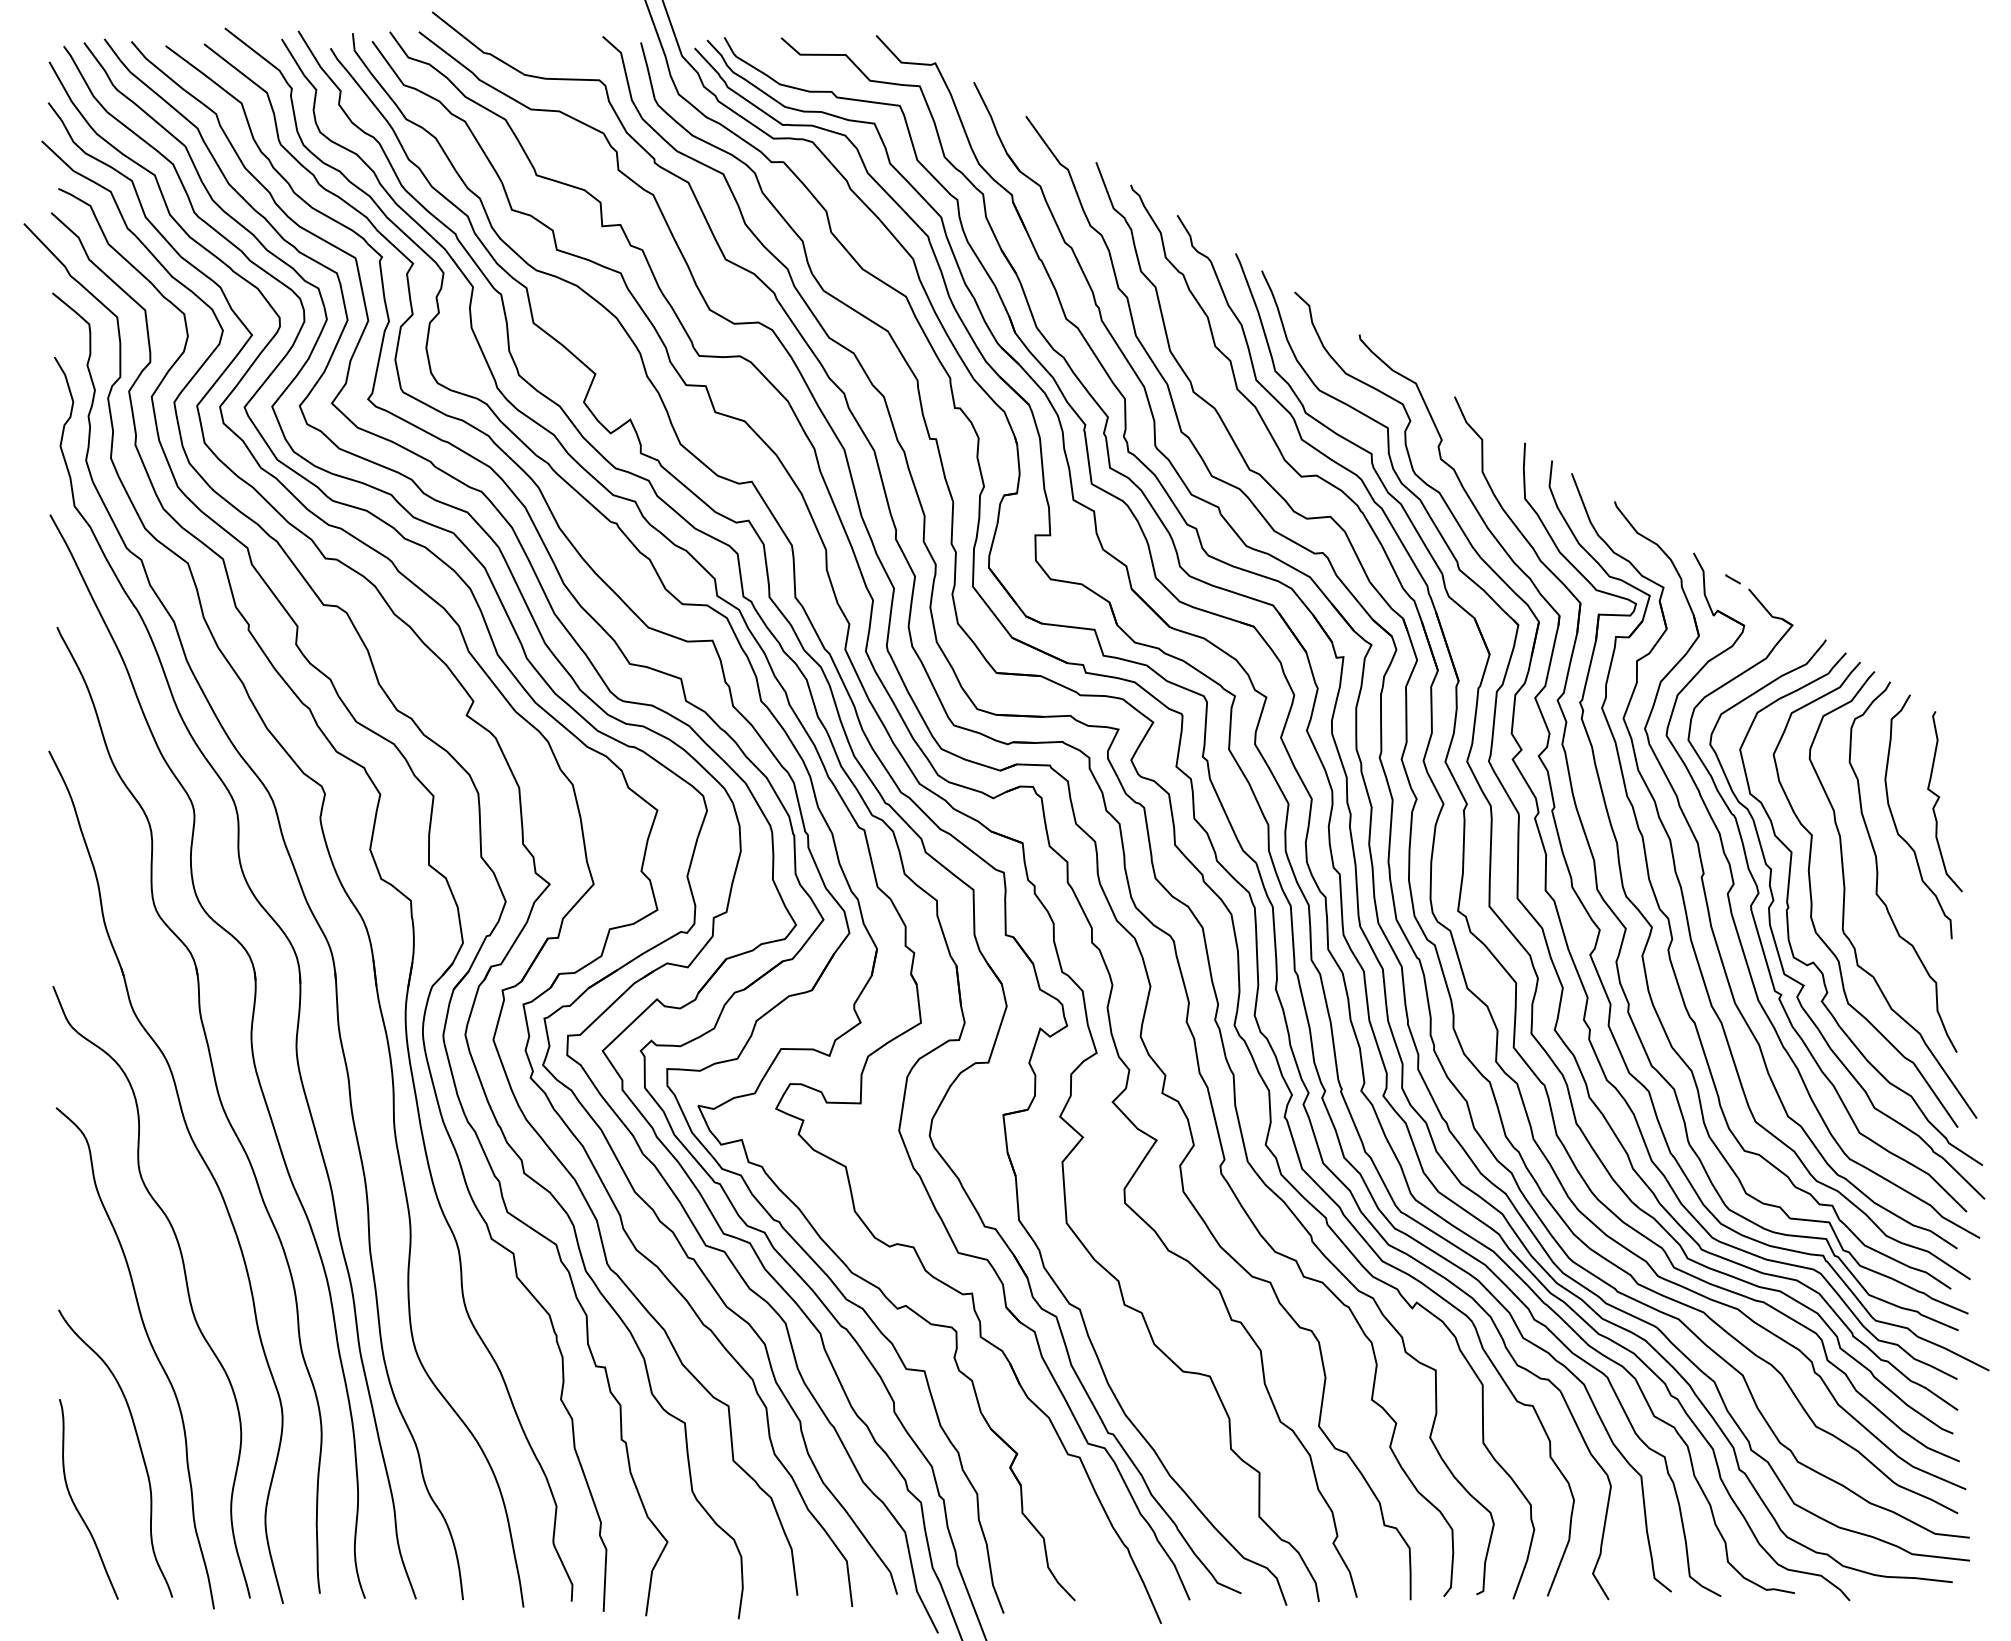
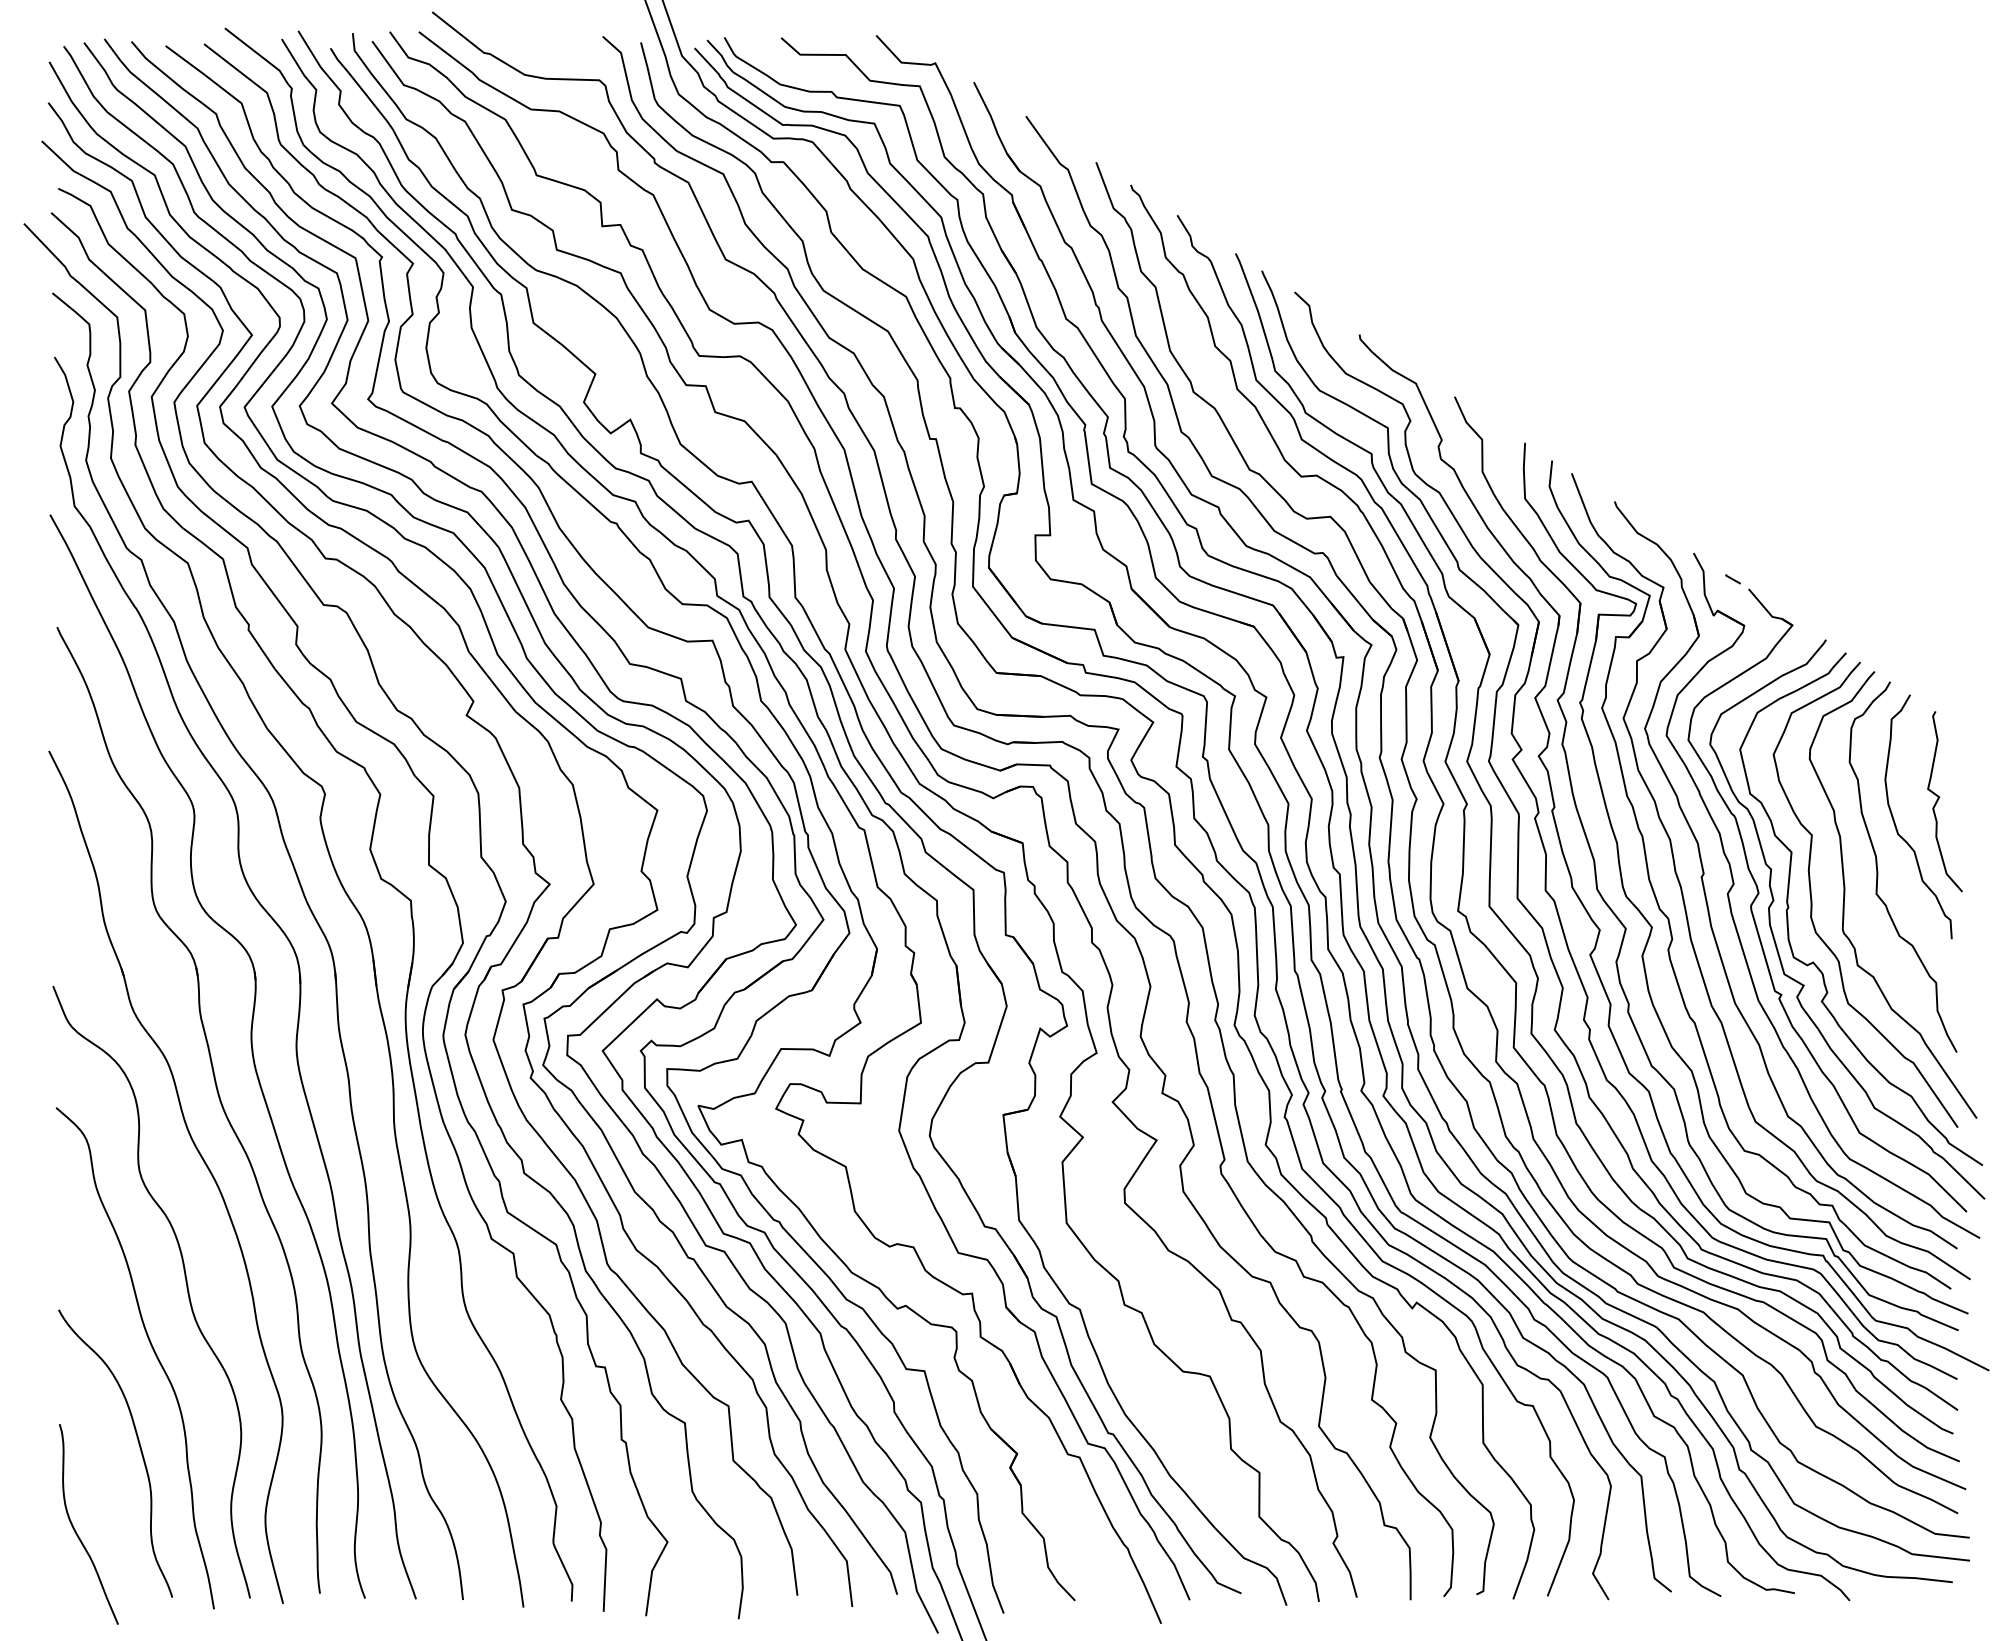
curve position: (76, 1506) -> (76, 1531) (76, 1531)
